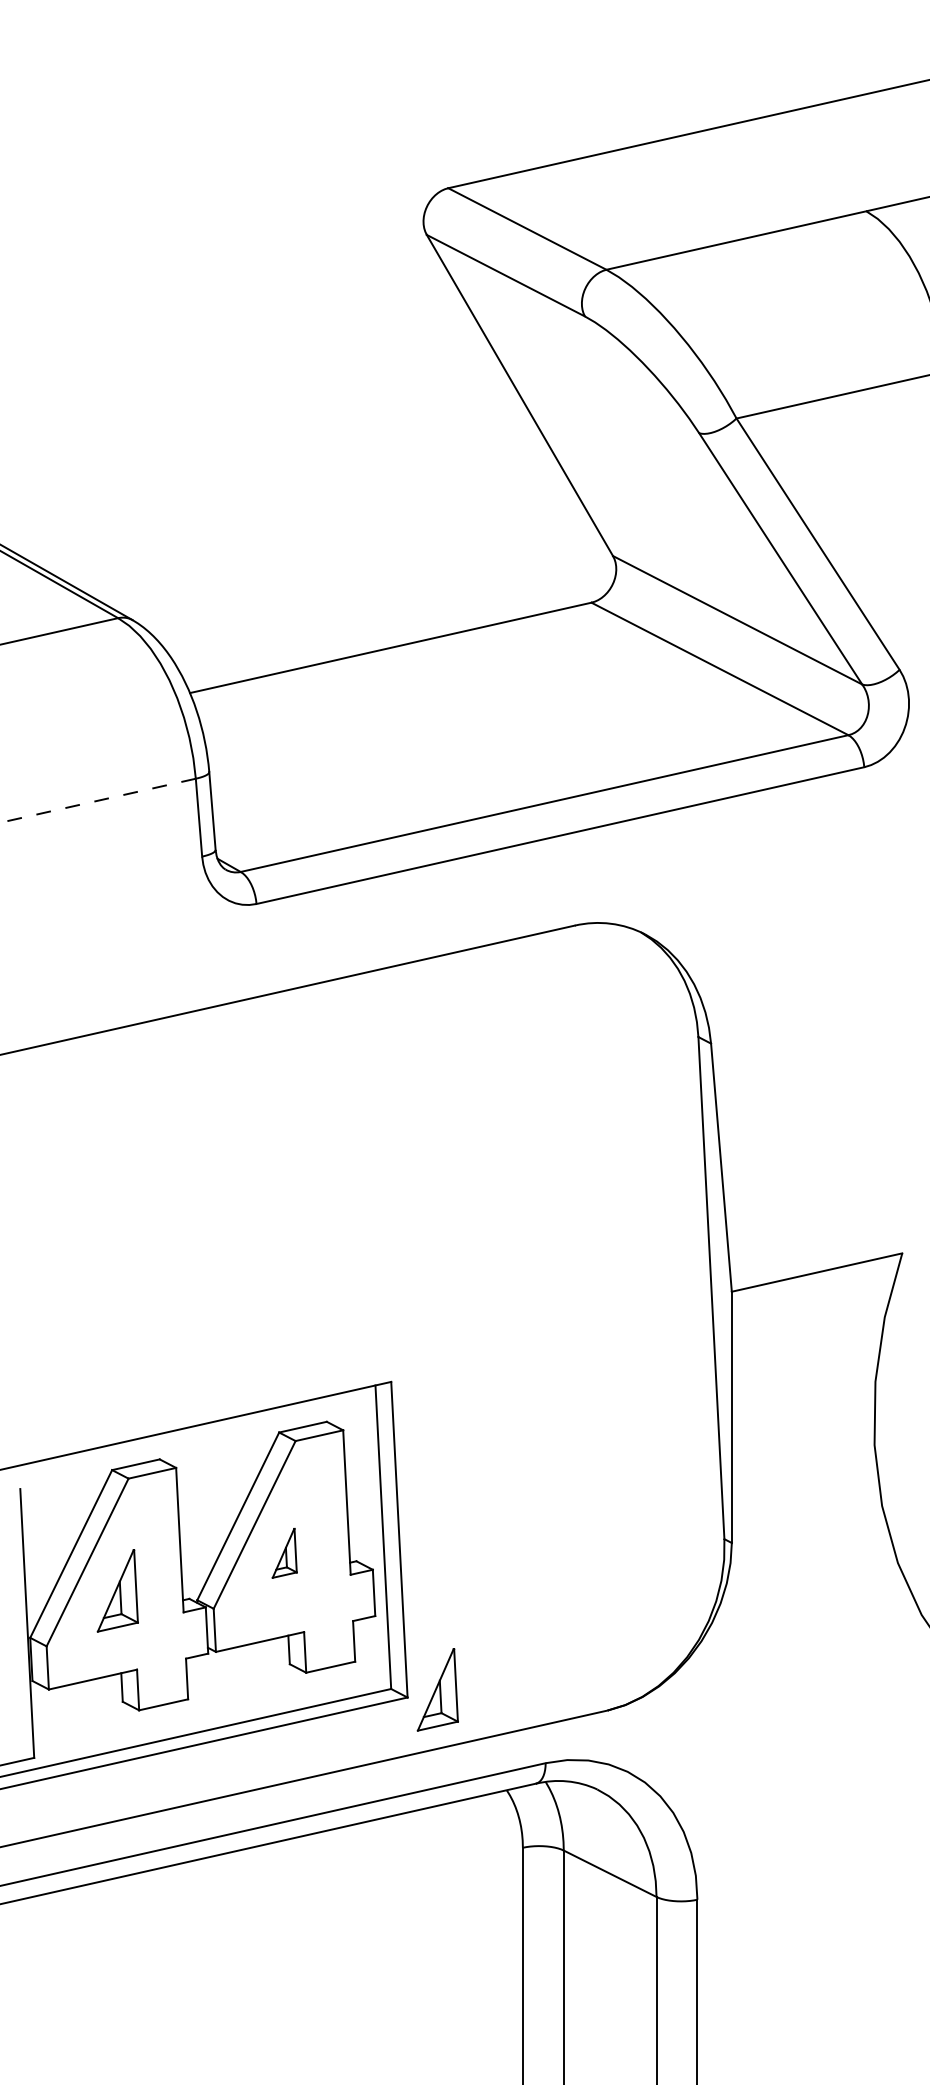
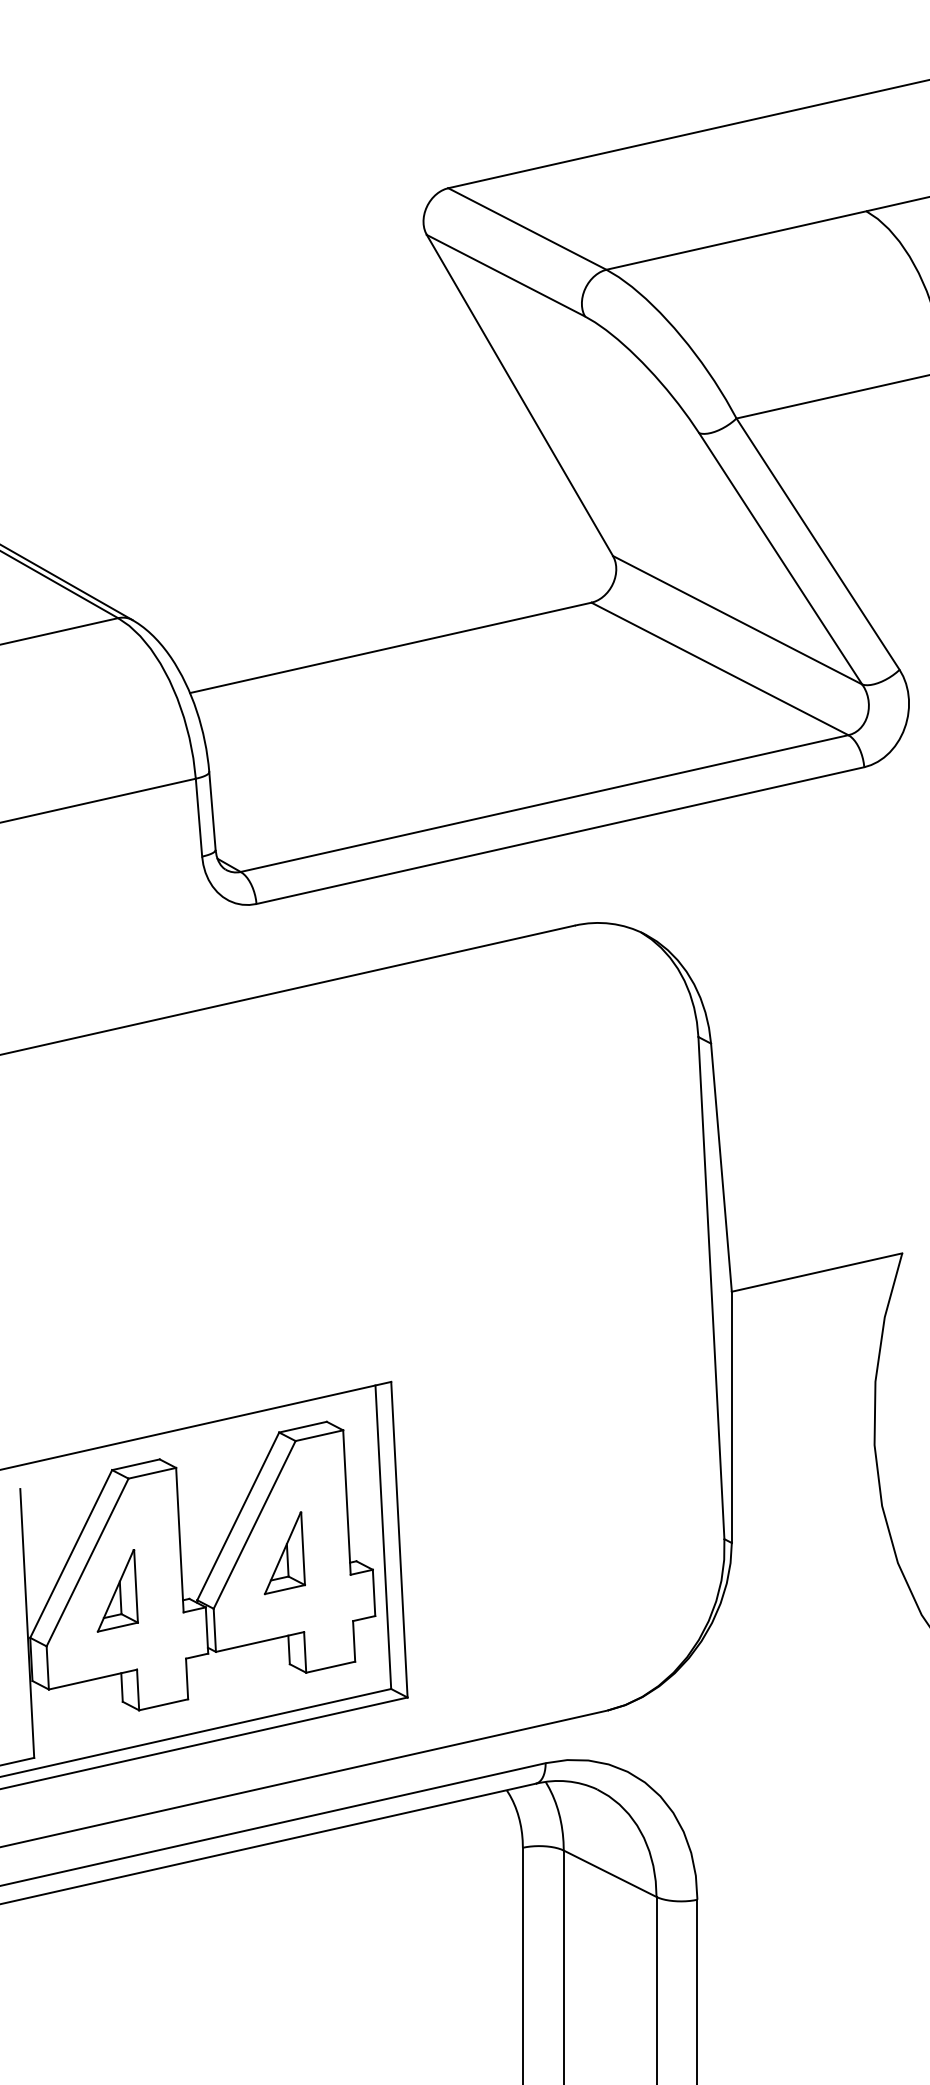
line: dashed -> solid (98, 800)
part size: 27x52 px -> 43x85 px (284, 1553)
part: present -> none (437, 1689)
